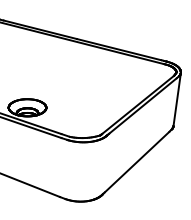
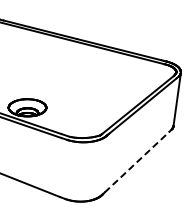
line: solid -> dashed (137, 161)
